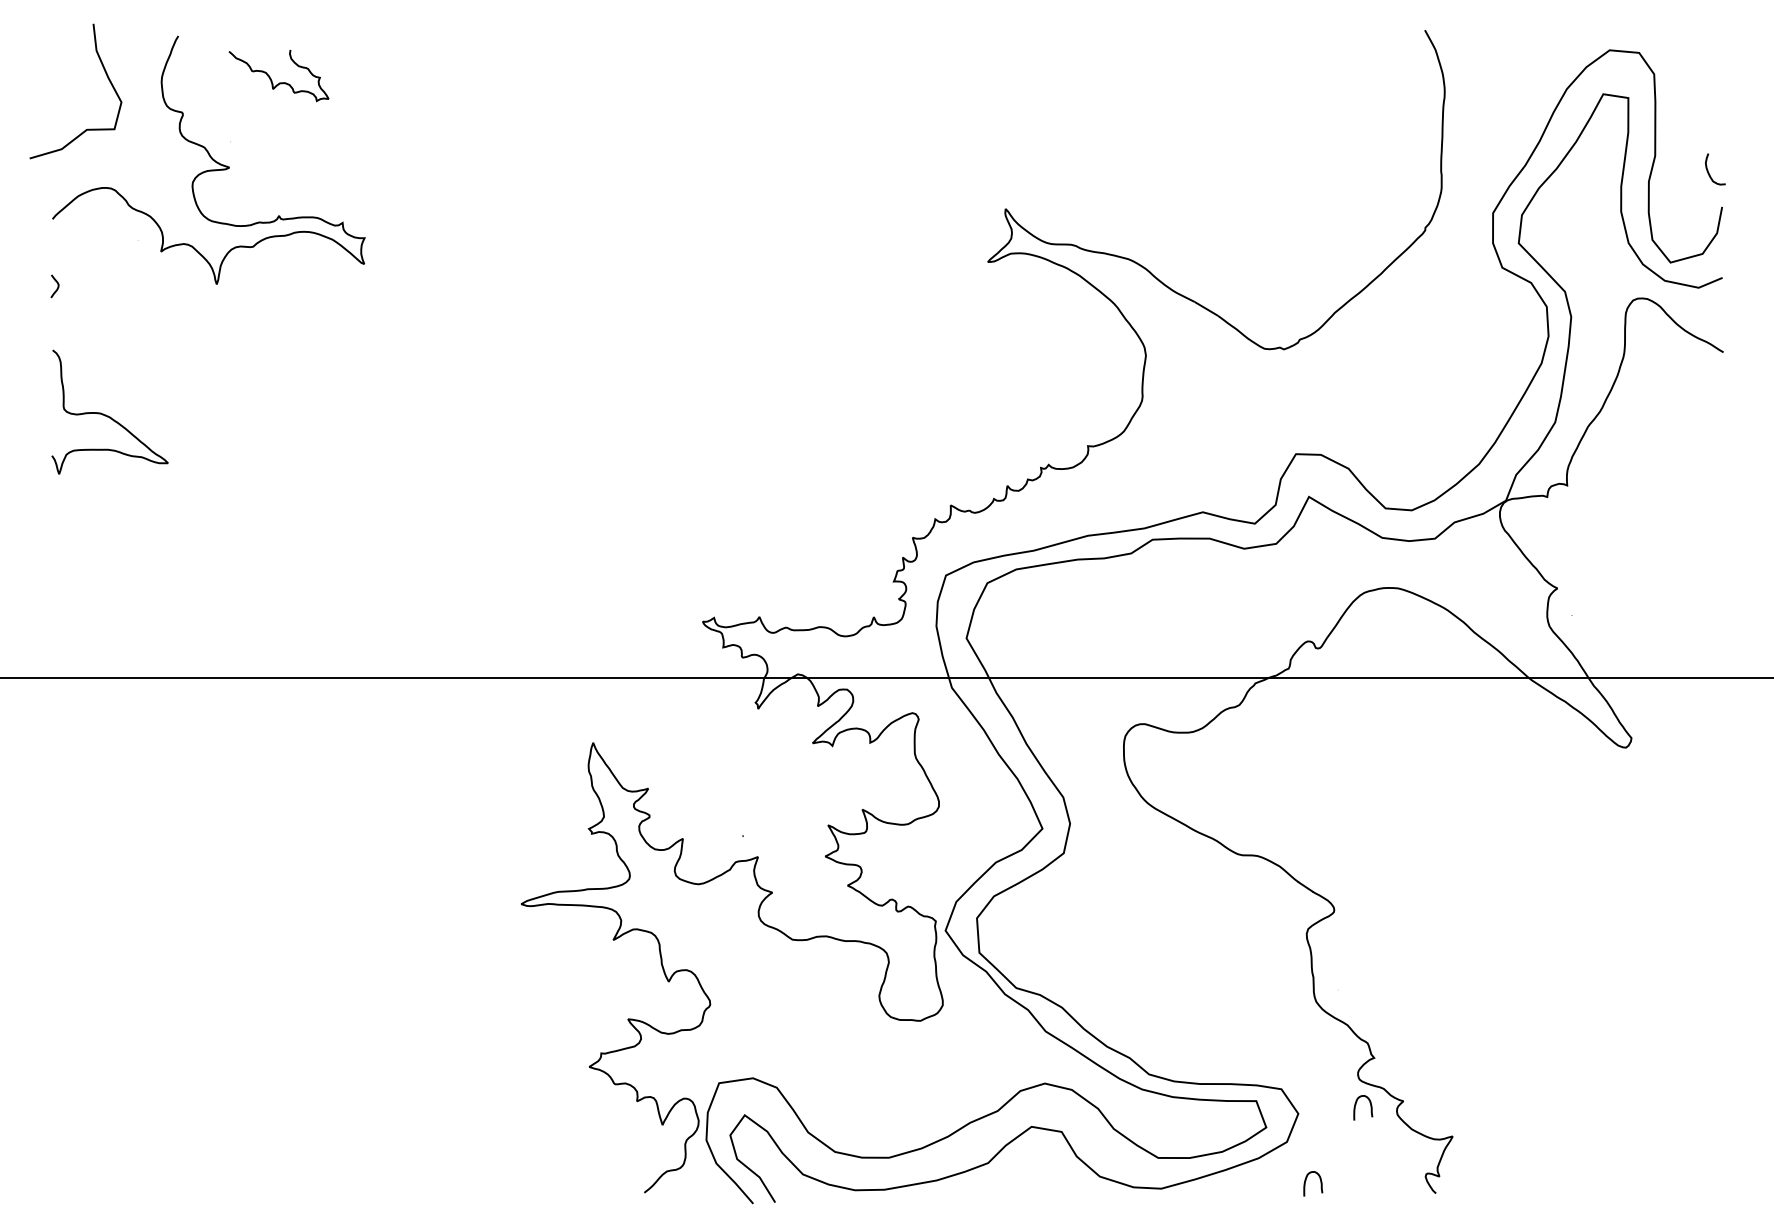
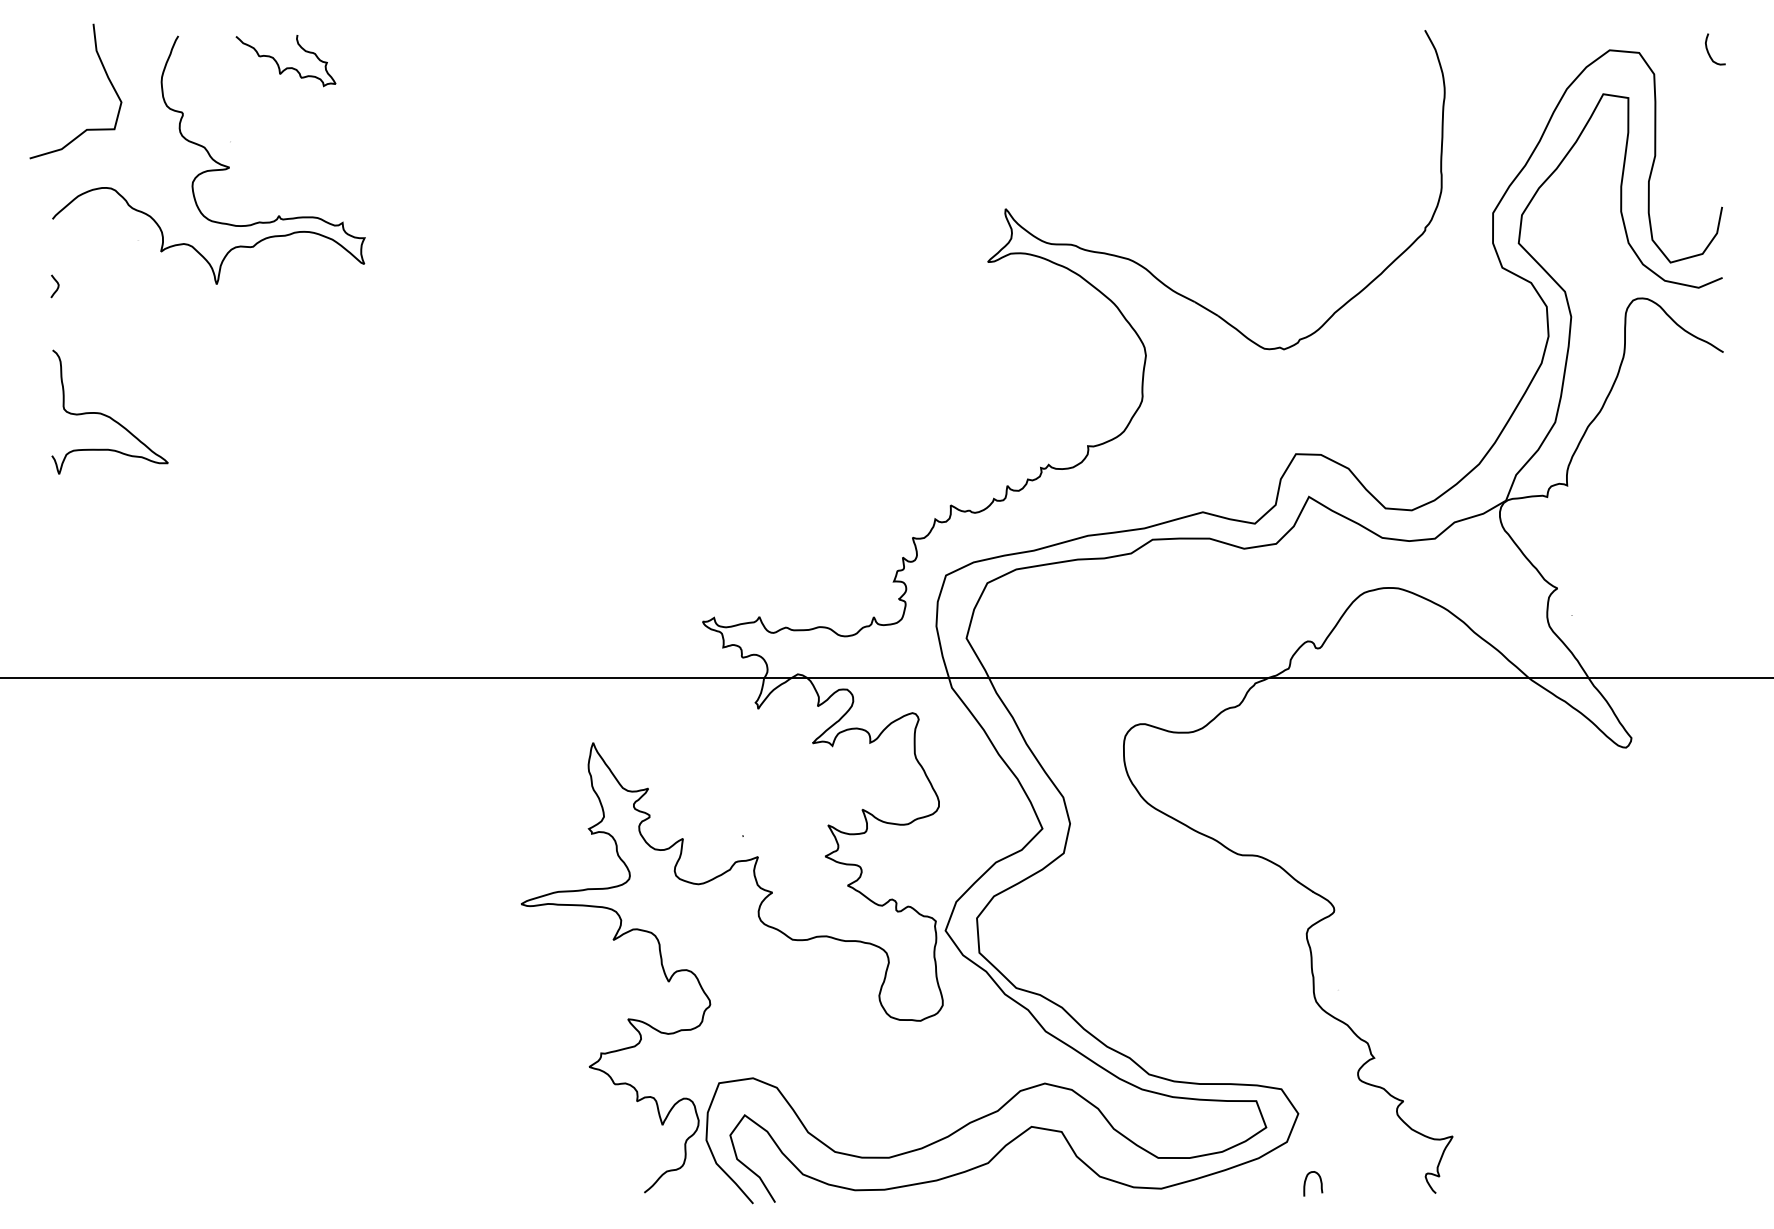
curve position: (279, 82) -> (286, 67) (286, 67)
curve position: (1709, 172) -> (1709, 52) (1709, 52)
curve: present -> none (1370, 1107)
